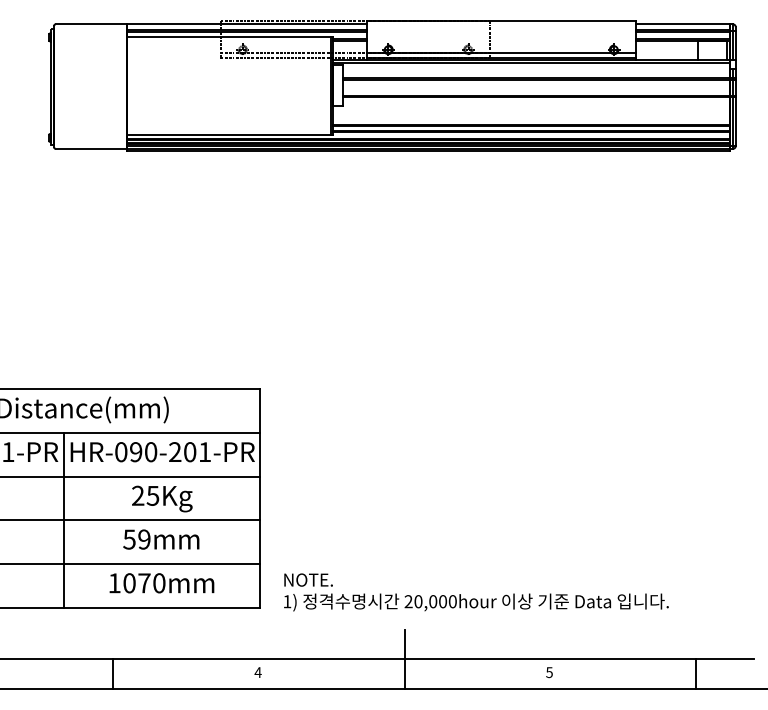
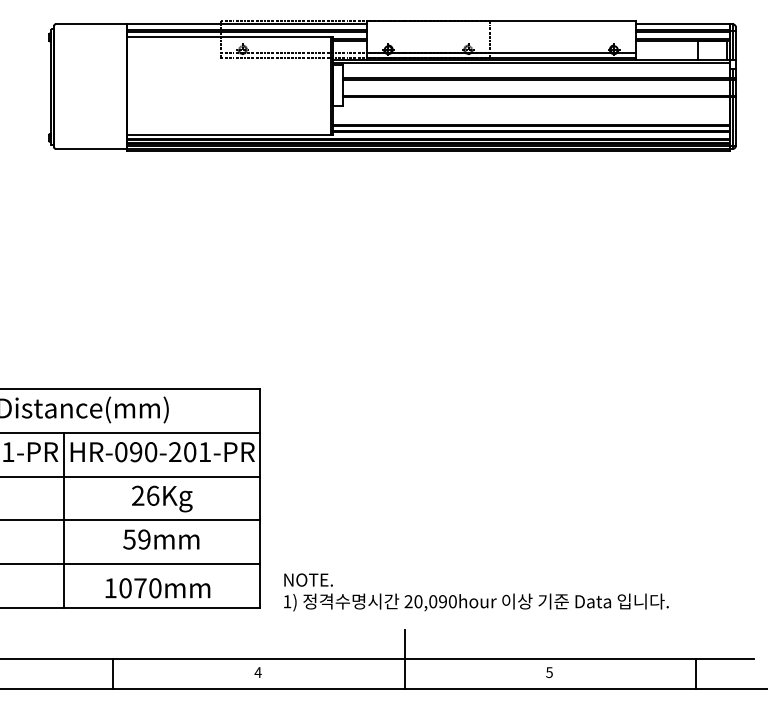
text: 25Kg -> 26Kg (152, 495)
text position: (161, 583) -> (157, 588) (157, 588)
text: 20,000hour -> 20,090hour (443, 601)
